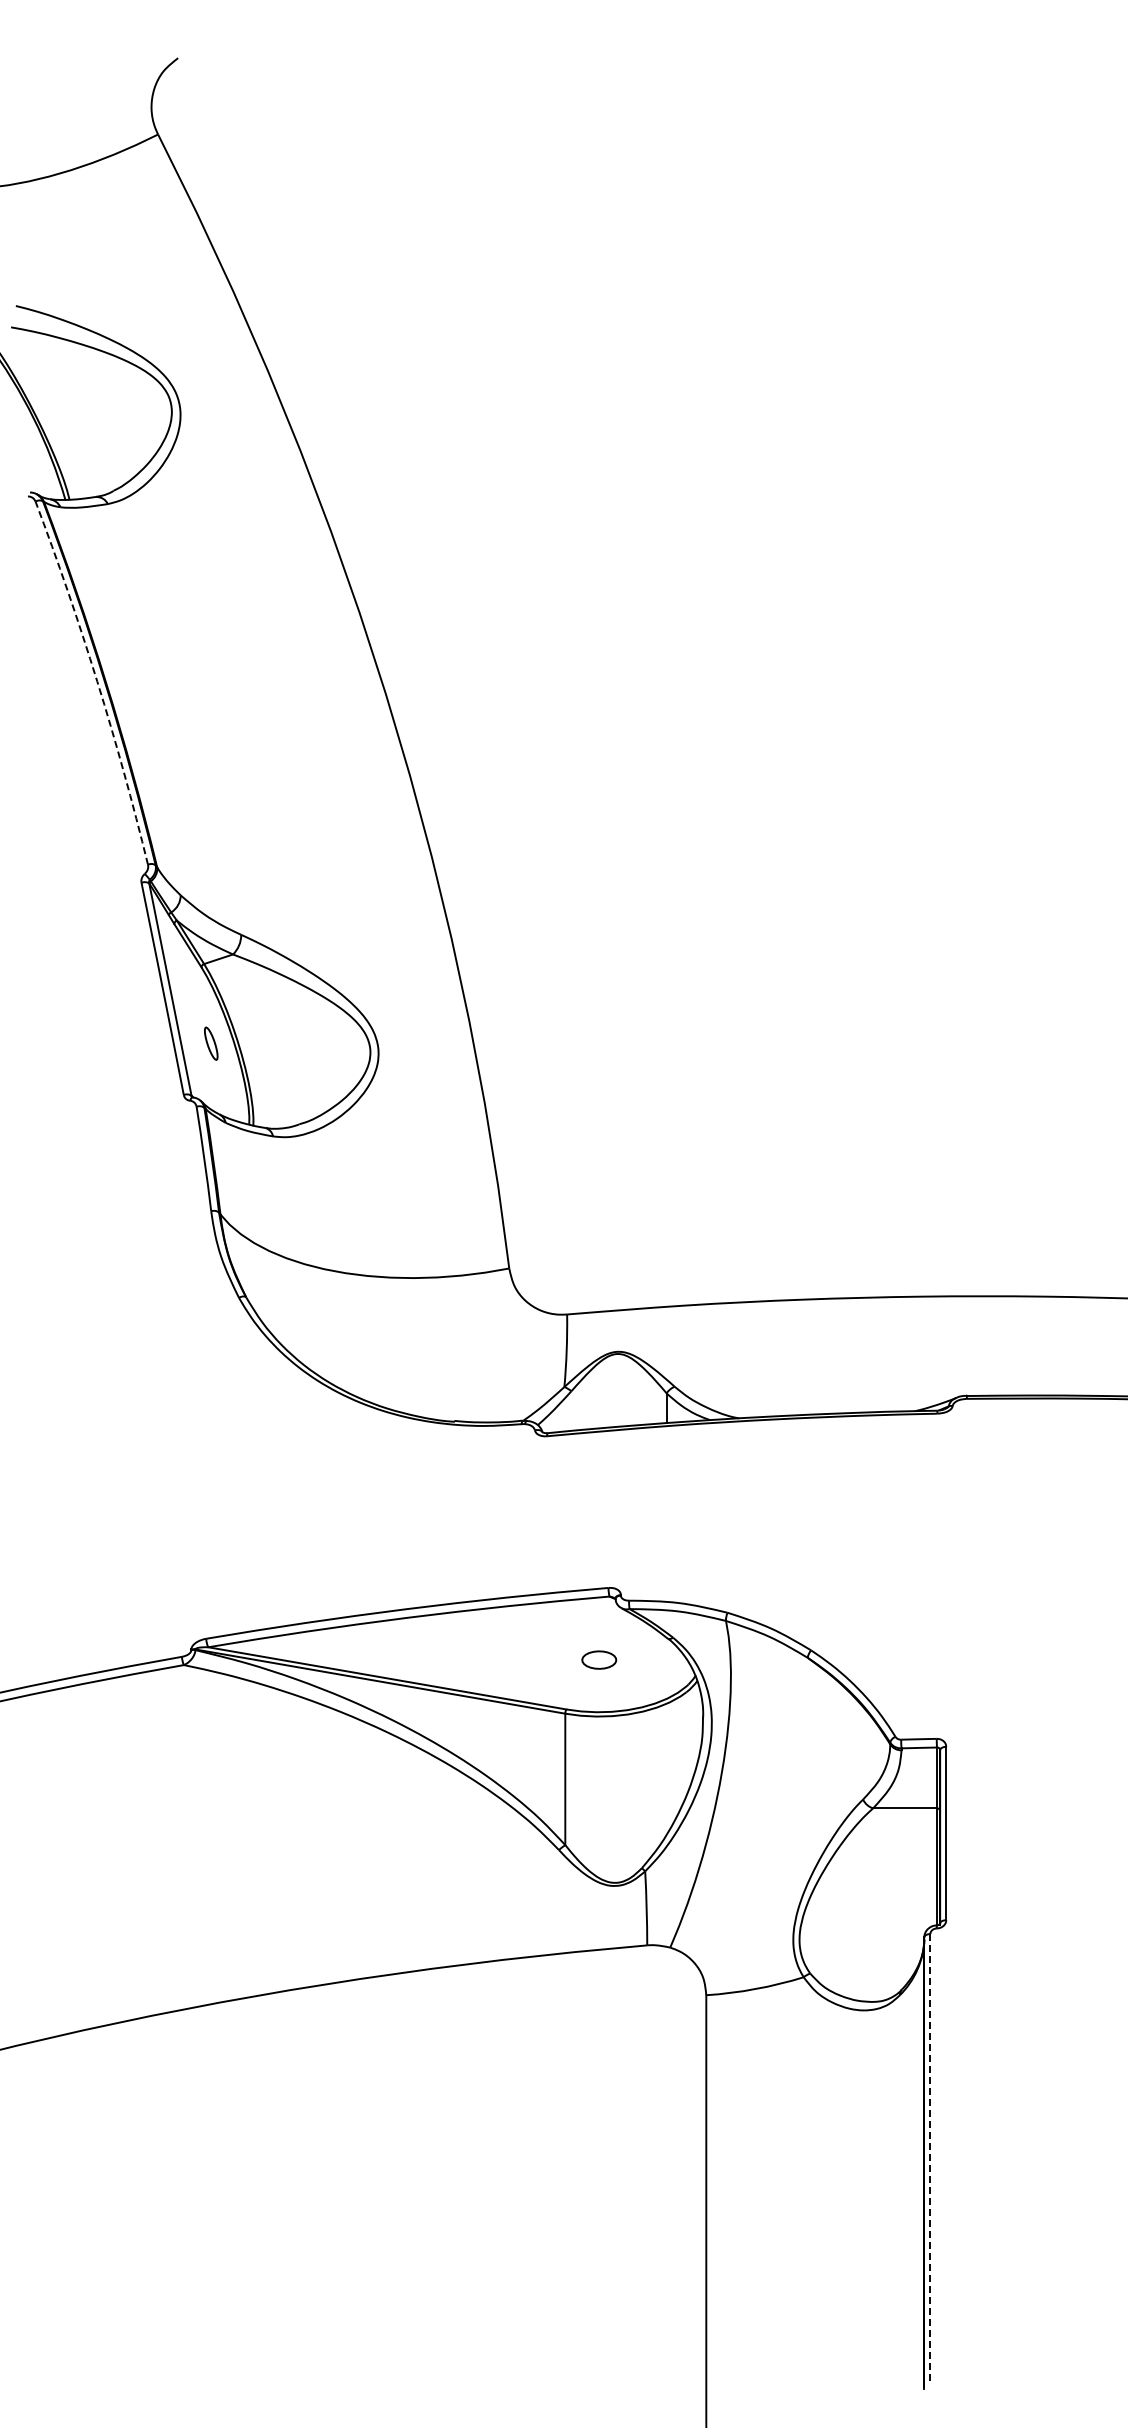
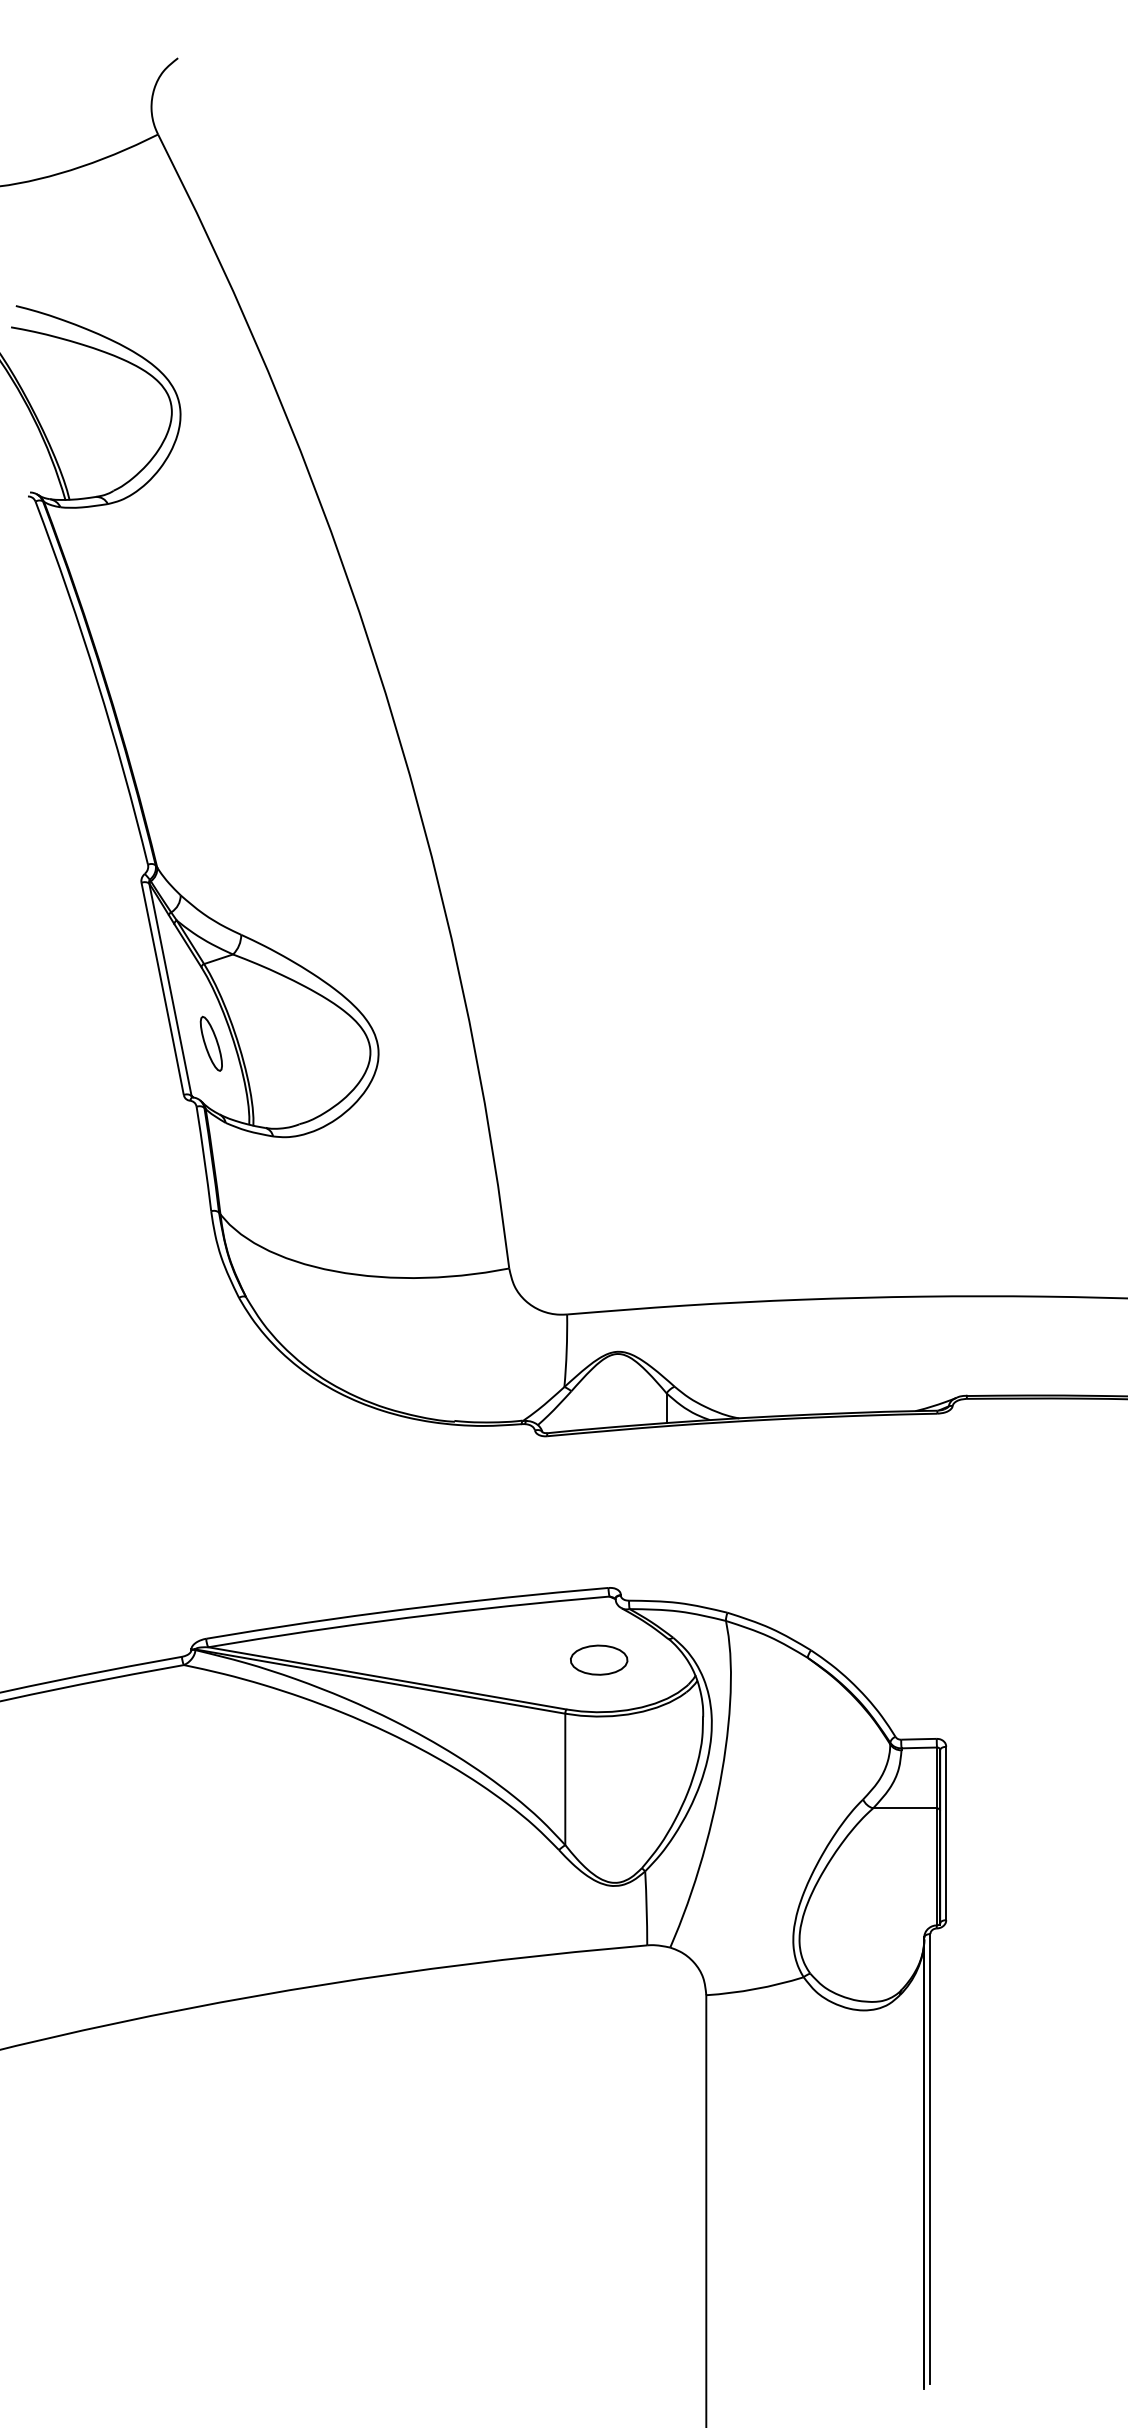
arc: dashed -> solid (97, 681)
part size: 15x35 px -> 24x57 px (210, 1043)
part size: 37x20 px -> 59x32 px (599, 1659)
line: dashed -> solid (930, 2158)
